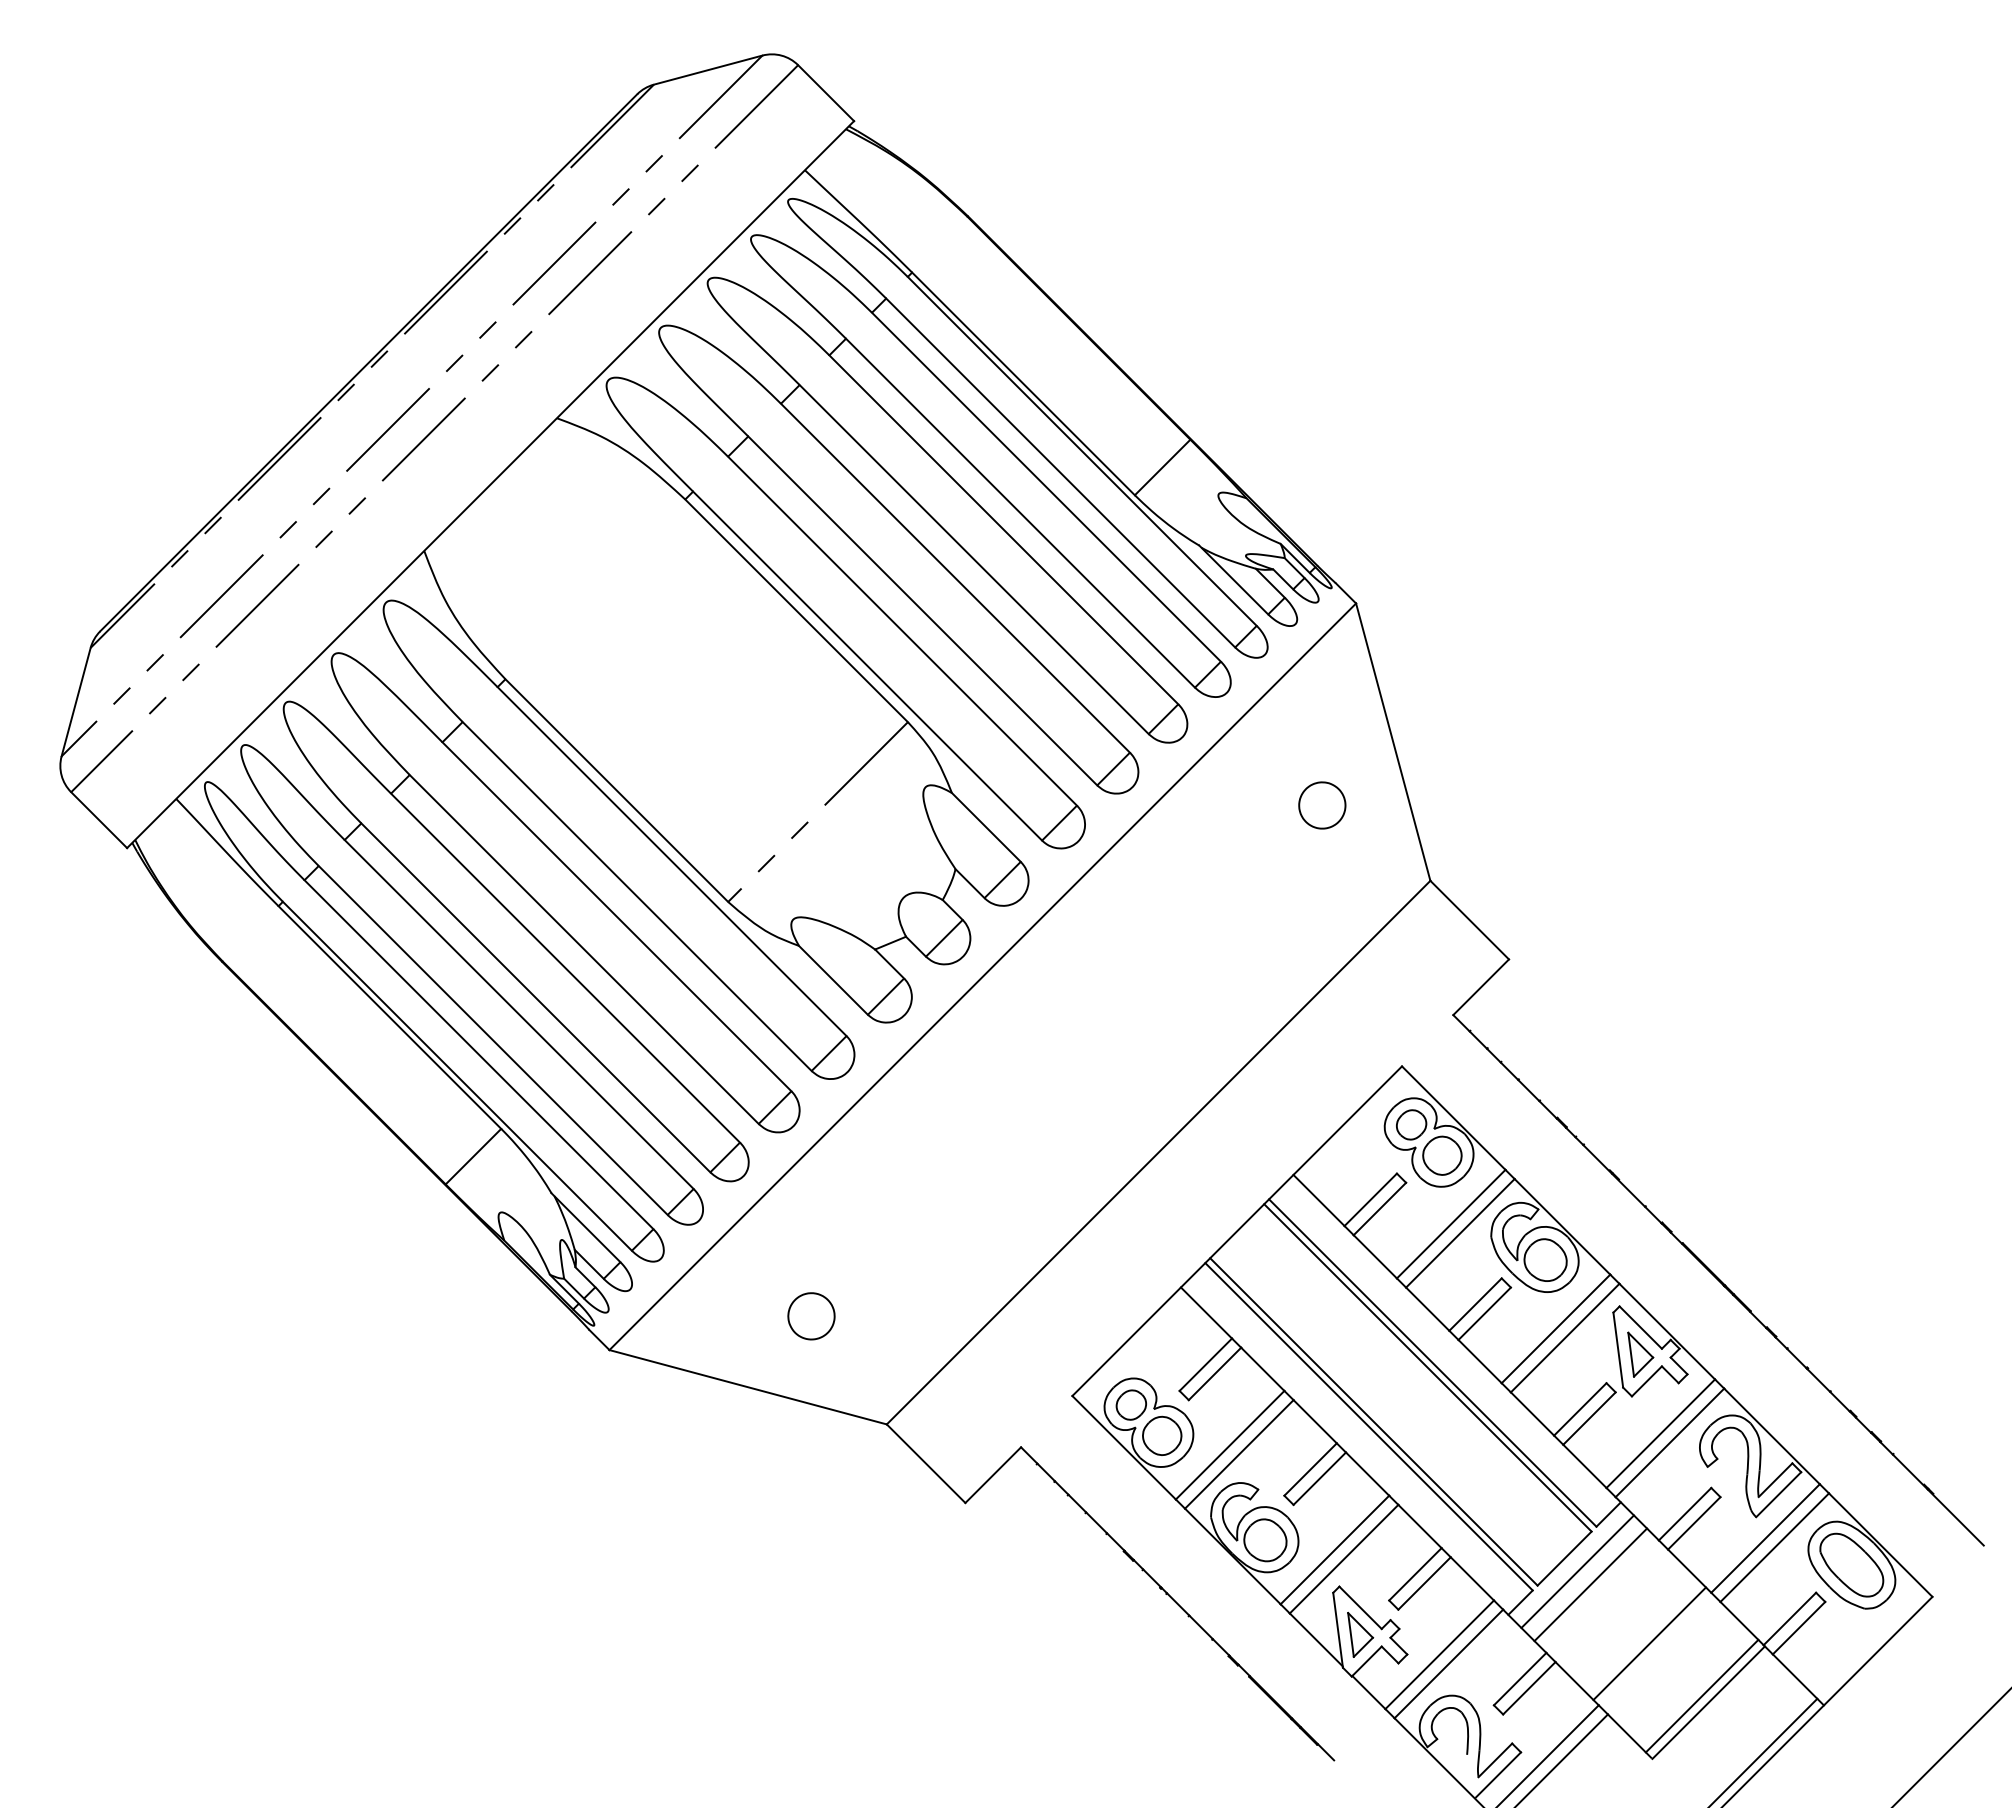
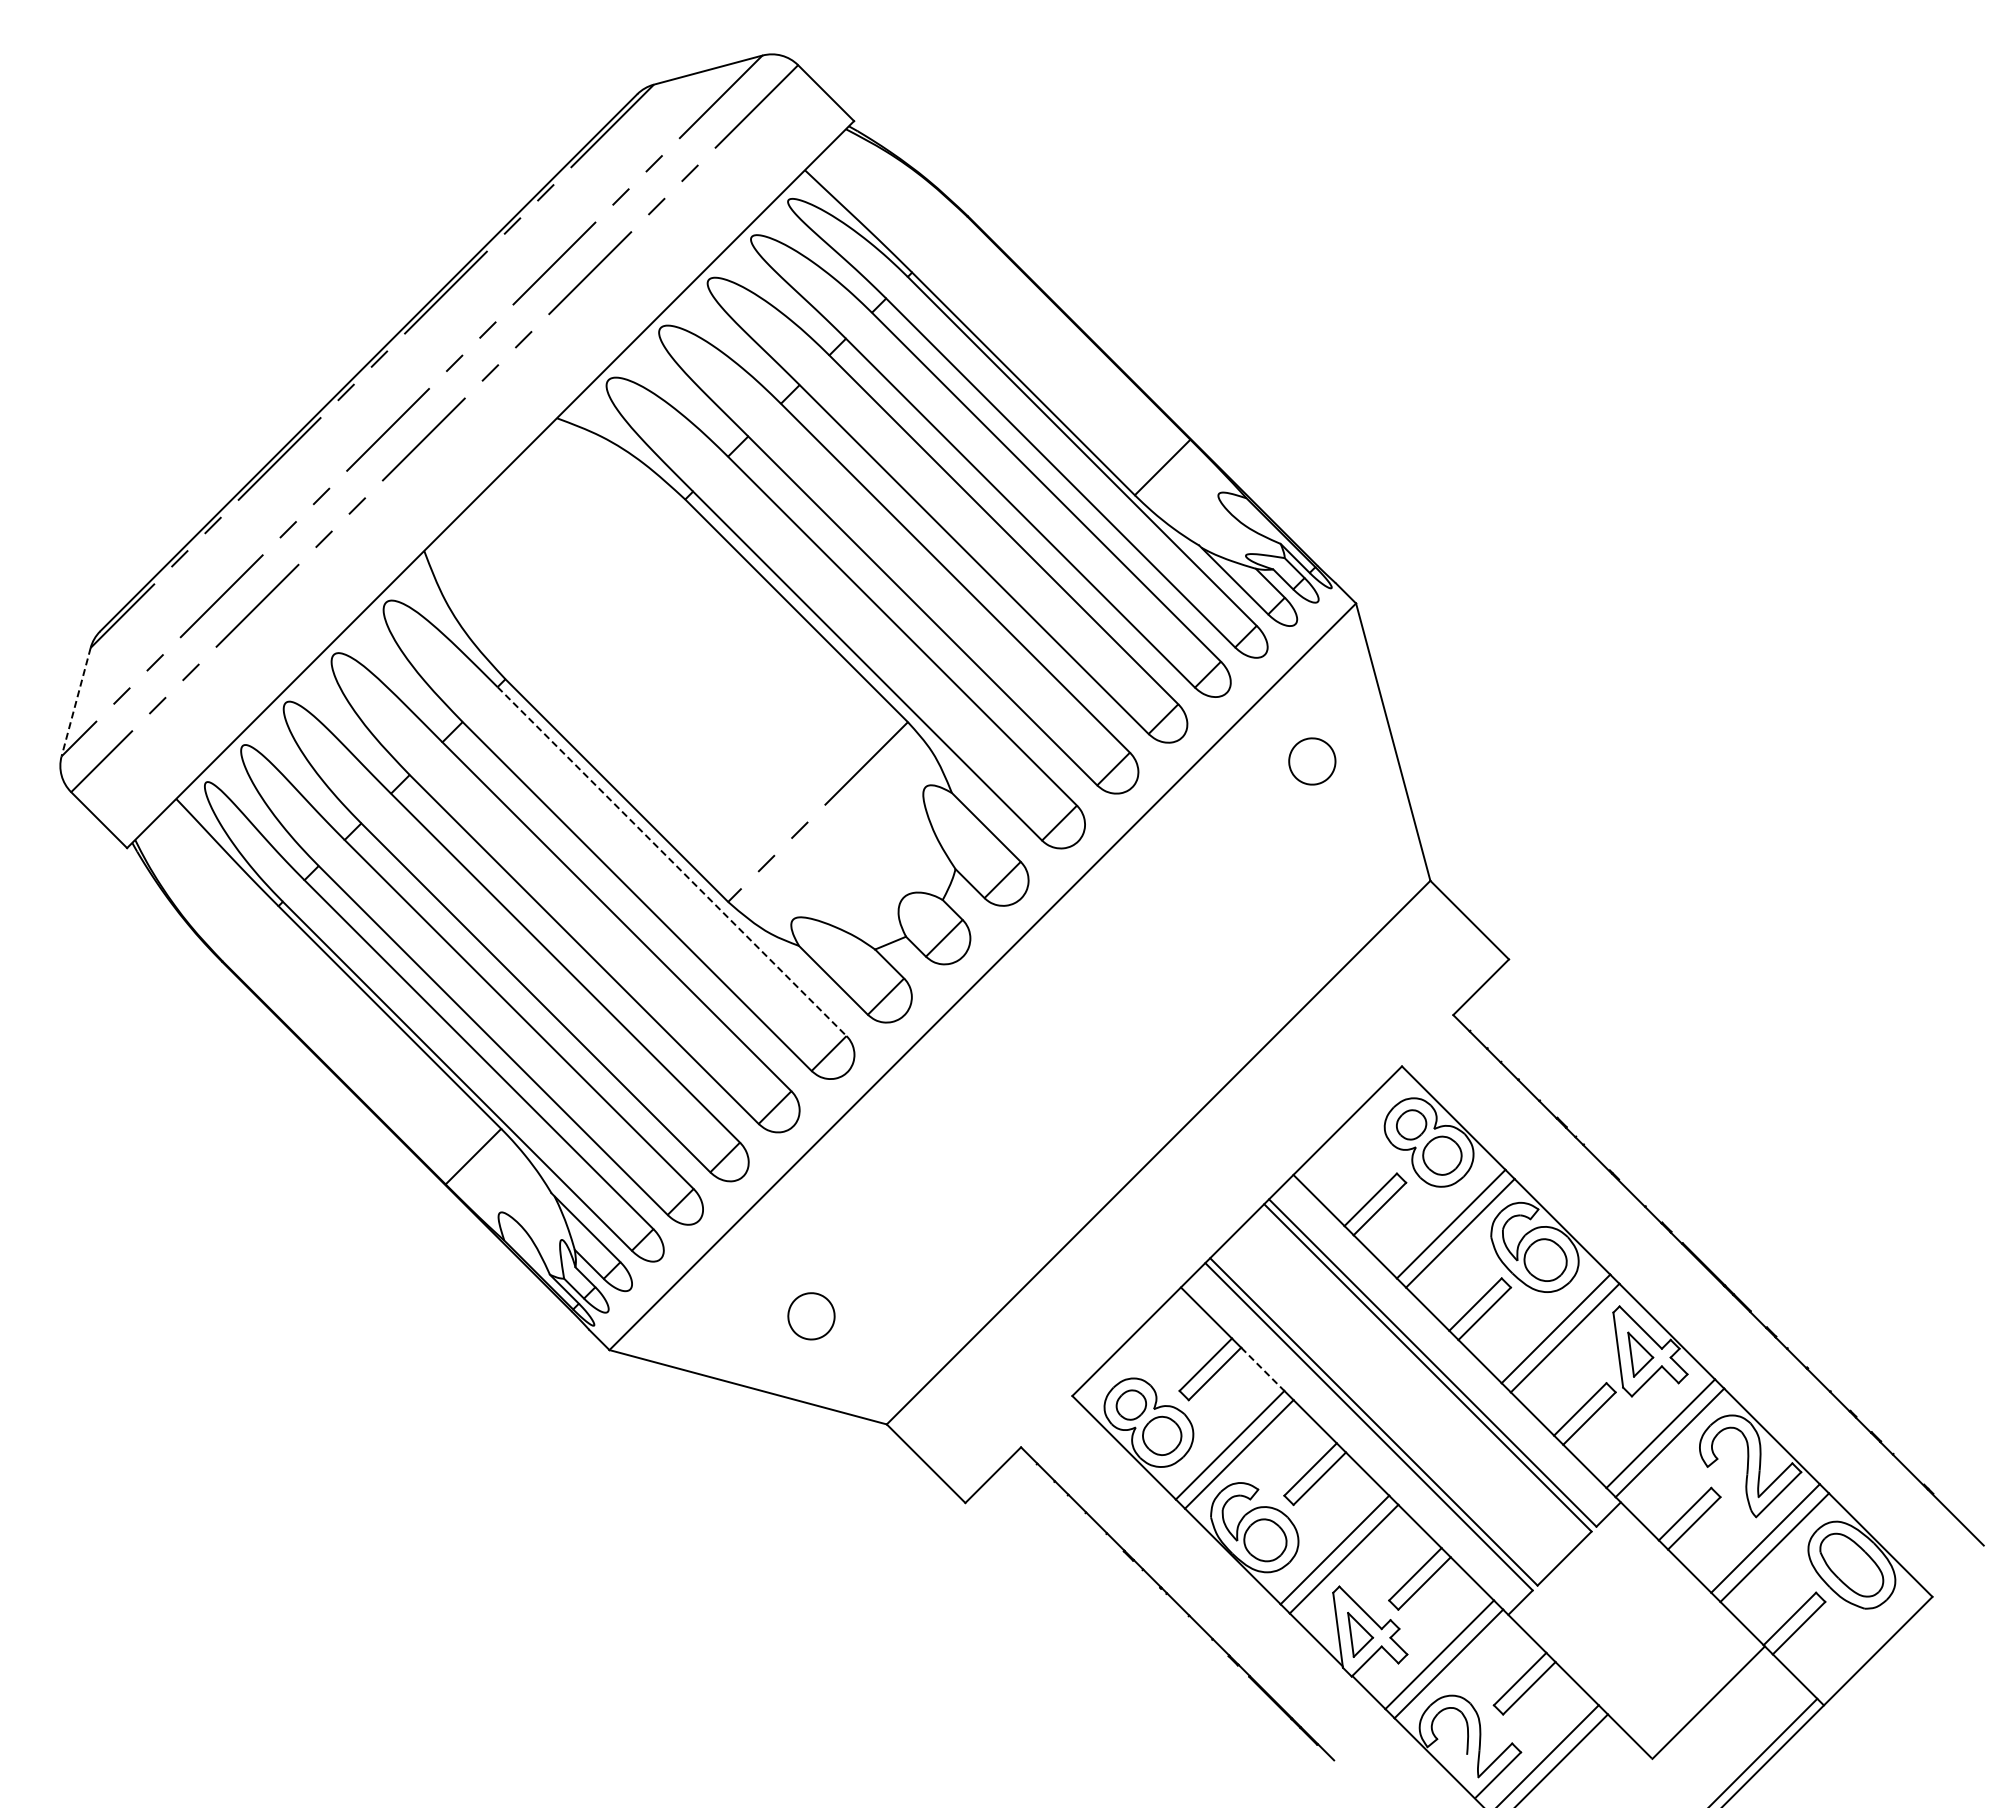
line: solid -> dashed (76, 702)
part position: (1322, 805) -> (1312, 761) (1312, 761)
line: solid -> dashed (672, 861)
line: solid -> dashed (1262, 1369)
line: present -> none (1577, 1571)
line: present -> none (1590, 1584)
line: present -> none (1649, 1643)
line: present -> none (1701, 1695)
line: present -> none (1951, 1747)
